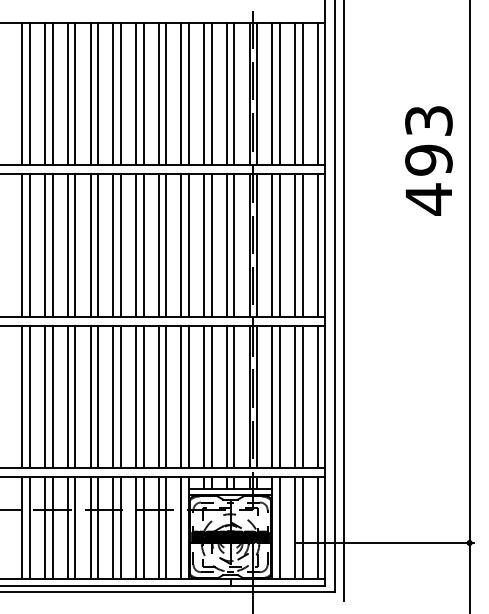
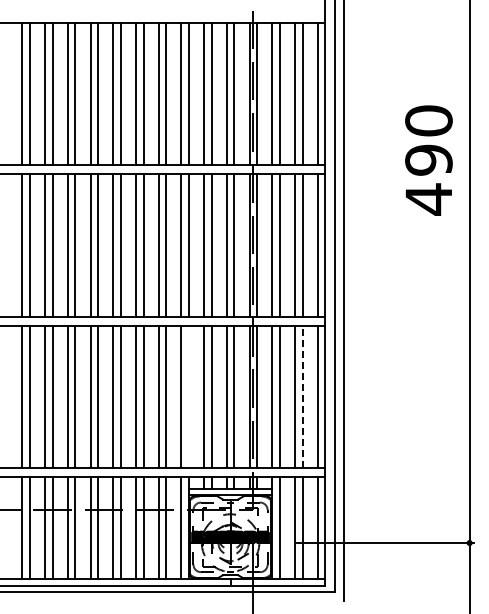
text: 493 -> 490 (428, 120)
line: present -> none (188, 396)
line: solid -> dashed (302, 396)
